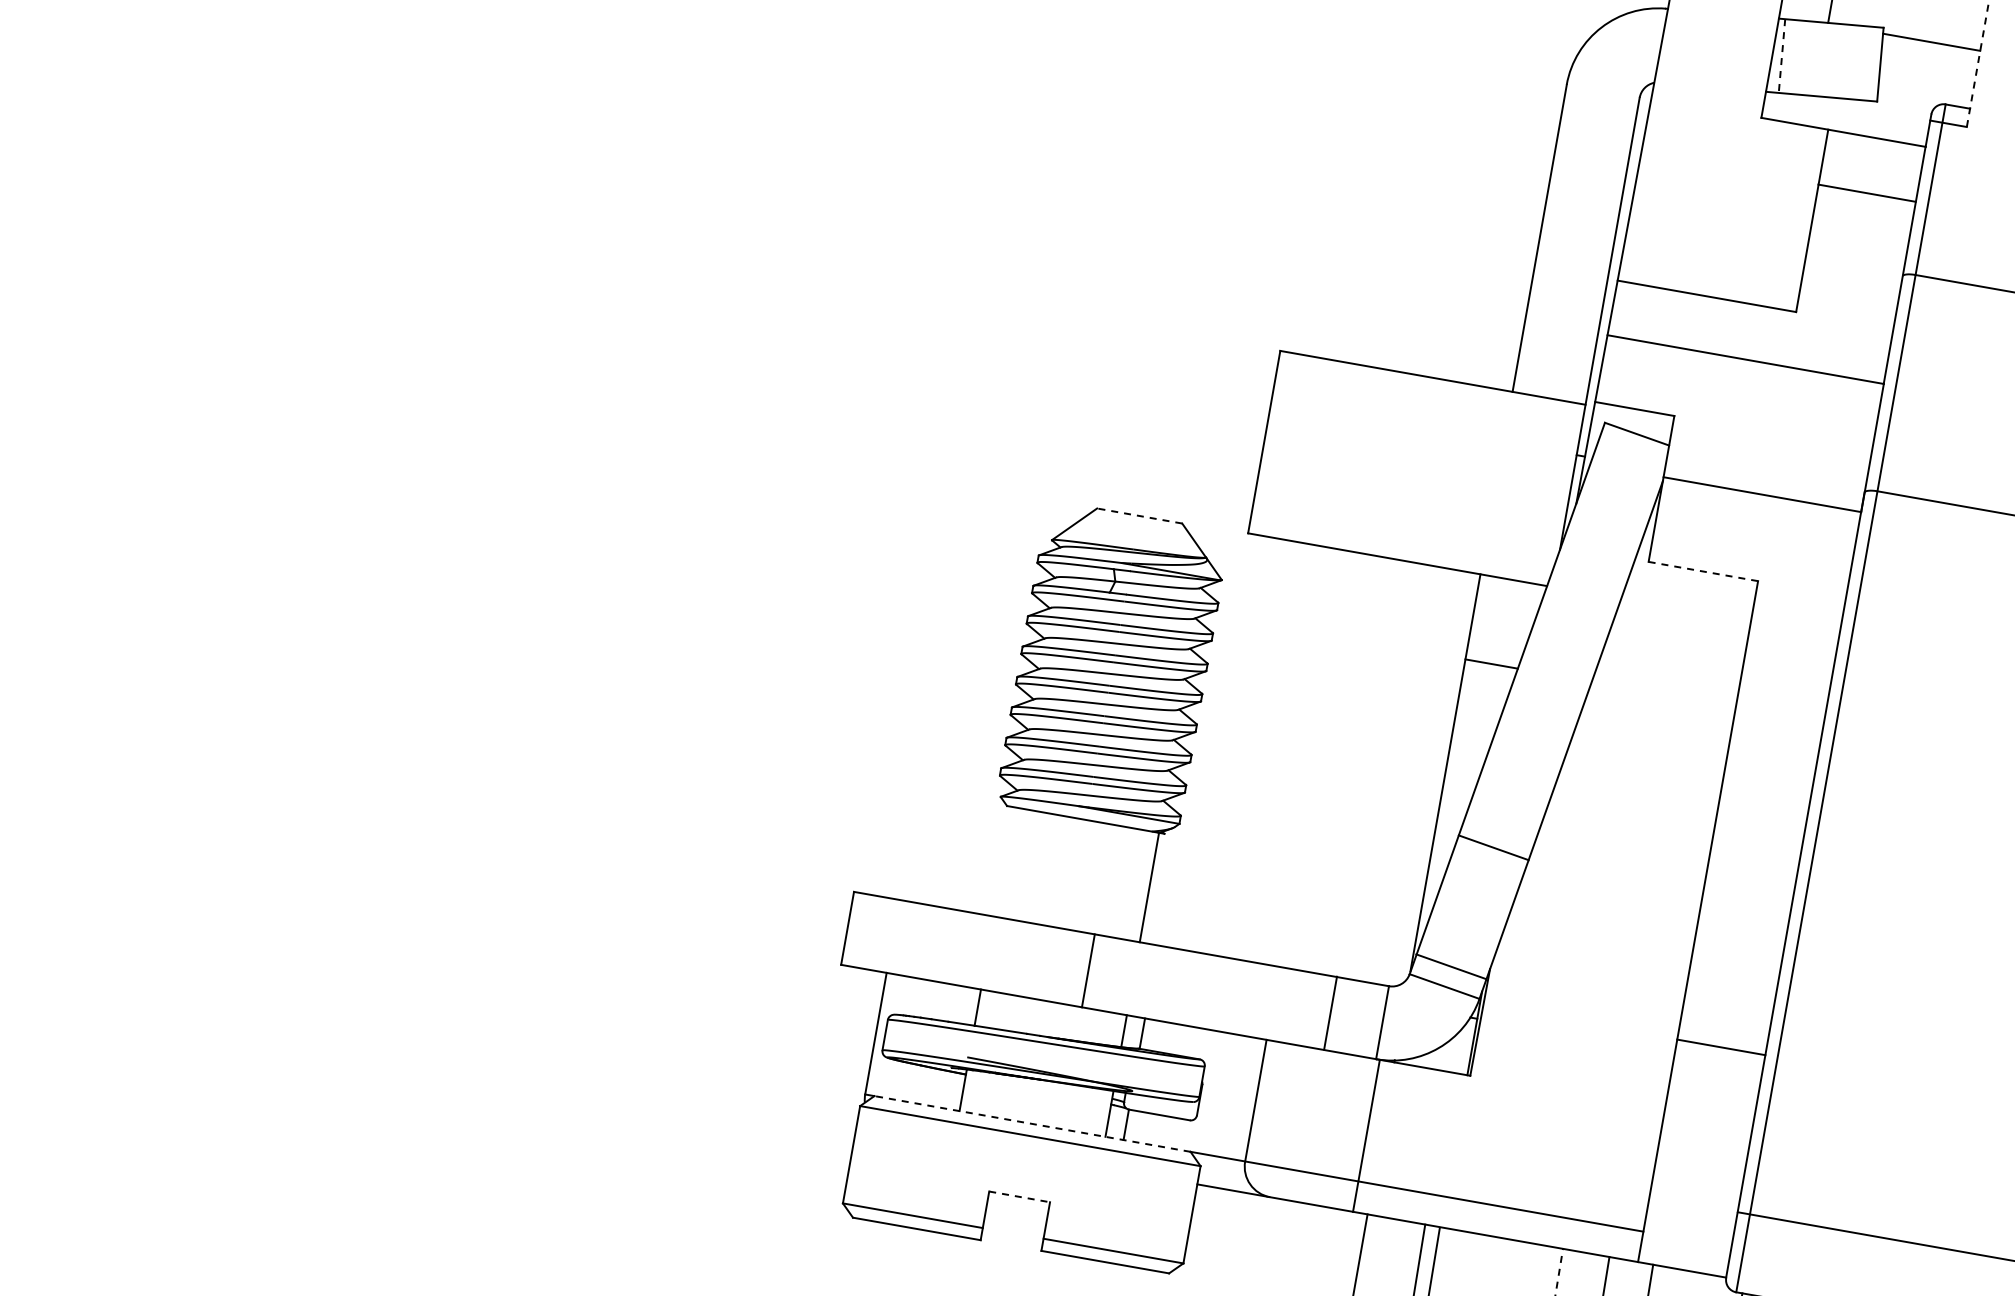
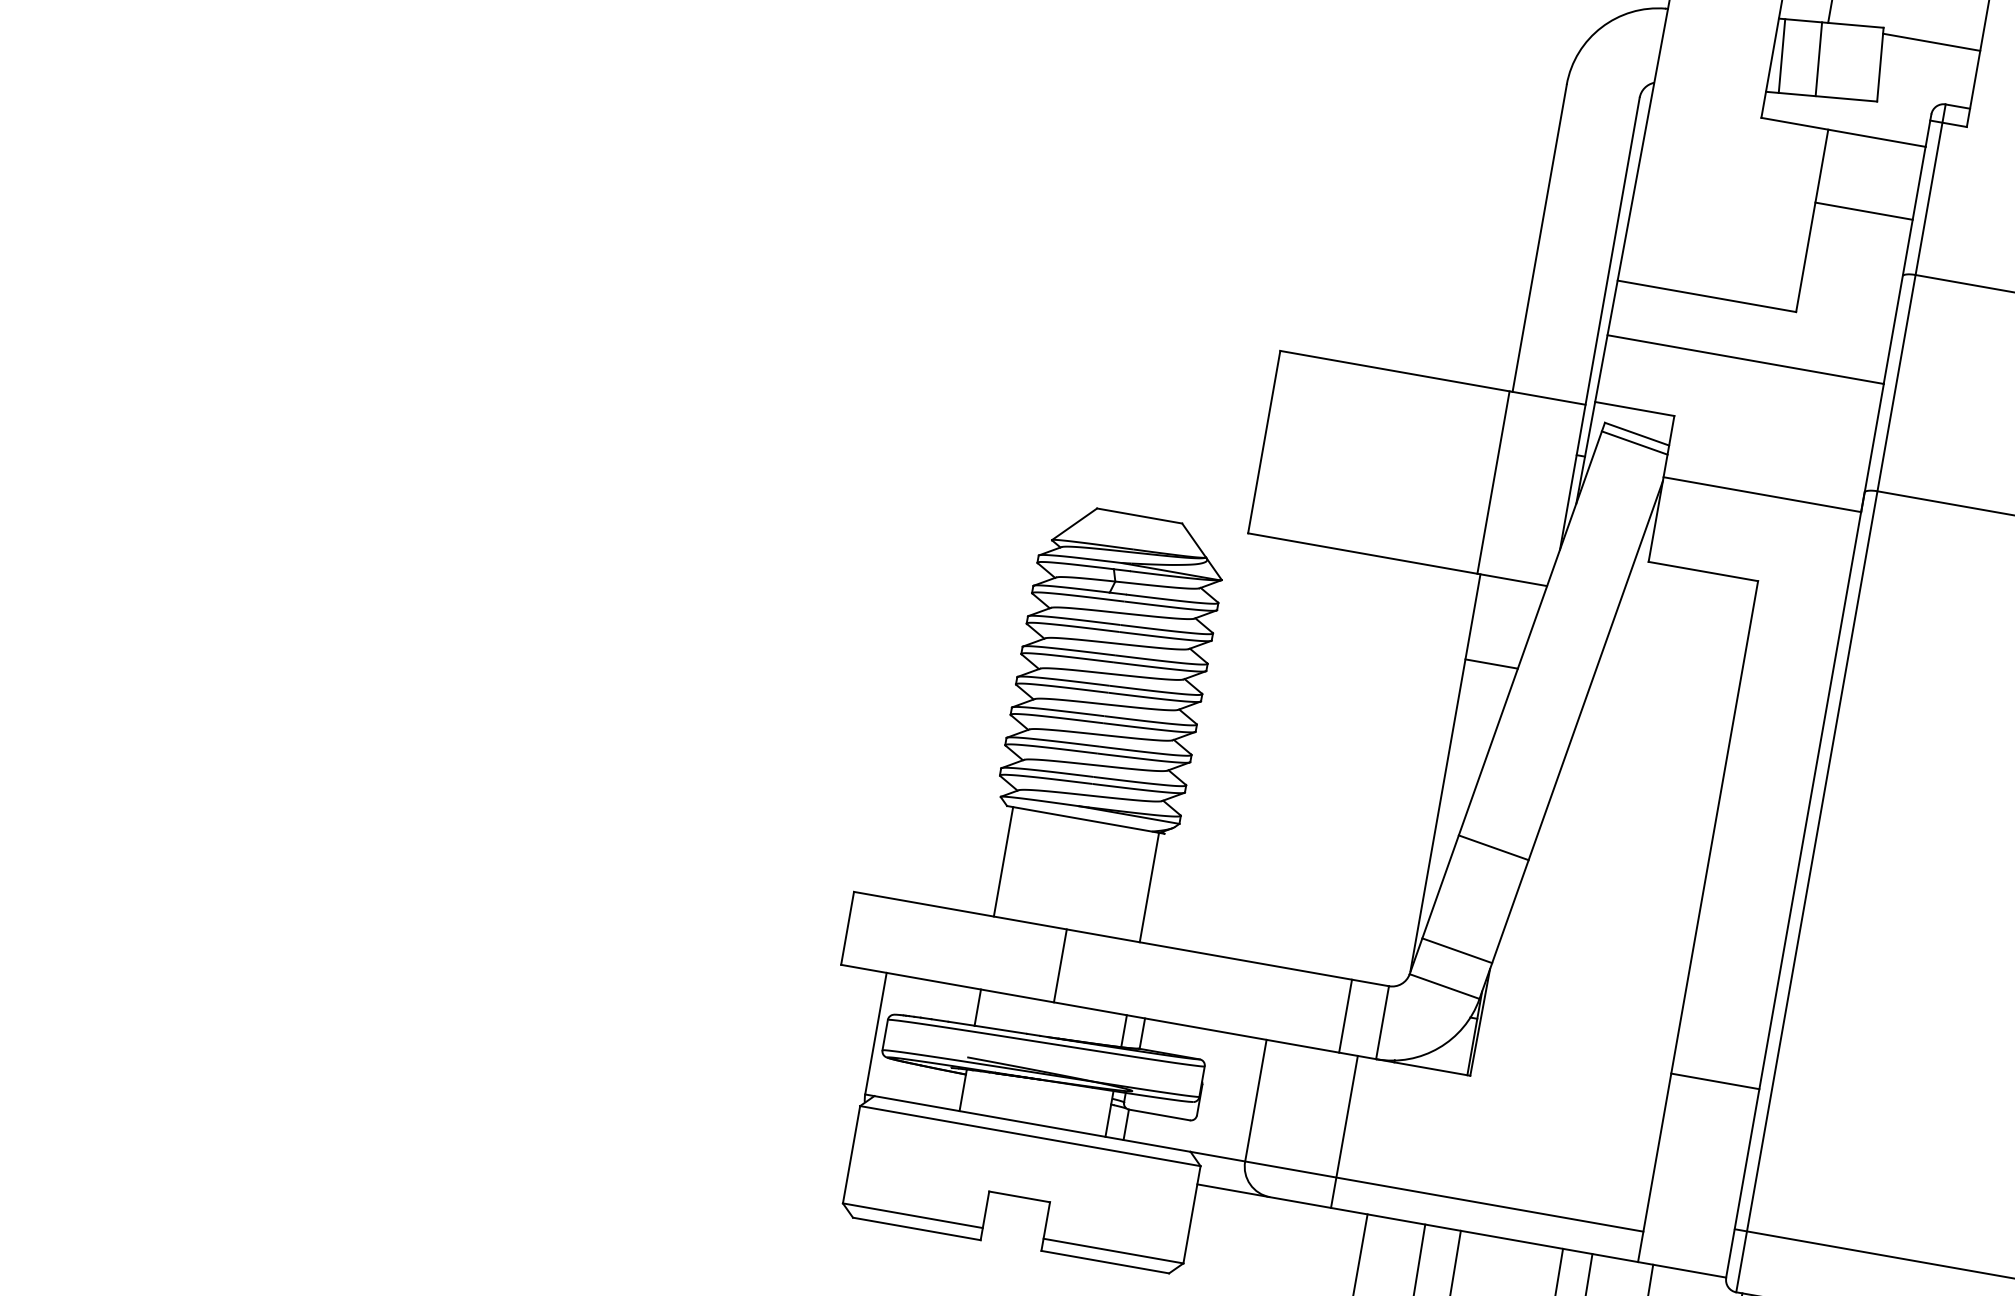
line: dashed -> solid (1781, 56)
line: none -> present (1818, 59)
line: dashed -> solid (1978, 63)
line position: (1866, 192) -> (1863, 210) (1863, 210)
line: none -> present (1634, 442)
line: none -> present (1493, 482)
line: dashed -> solid (1139, 515)
line: dashed -> solid (1703, 571)
line: none -> present (1003, 861)
line position: (1451, 966) -> (1457, 950) (1457, 950)
line position: (1087, 970) -> (1059, 965) (1059, 965)
line position: (1330, 1012) -> (1345, 1015) (1345, 1015)
line position: (1721, 1047) -> (1715, 1081) (1715, 1081)
line: dashed -> solid (1032, 1123)
line position: (1366, 1135) -> (1344, 1131) (1344, 1131)
line: dashed -> solid (1019, 1196)
line position: (1874, 1236) -> (1872, 1253) (1872, 1253)
line position: (1434, 1259) -> (1455, 1261) (1455, 1261)
line: dashed -> solid (1559, 1271)
line position: (1606, 1274) -> (1589, 1273) (1589, 1273)
